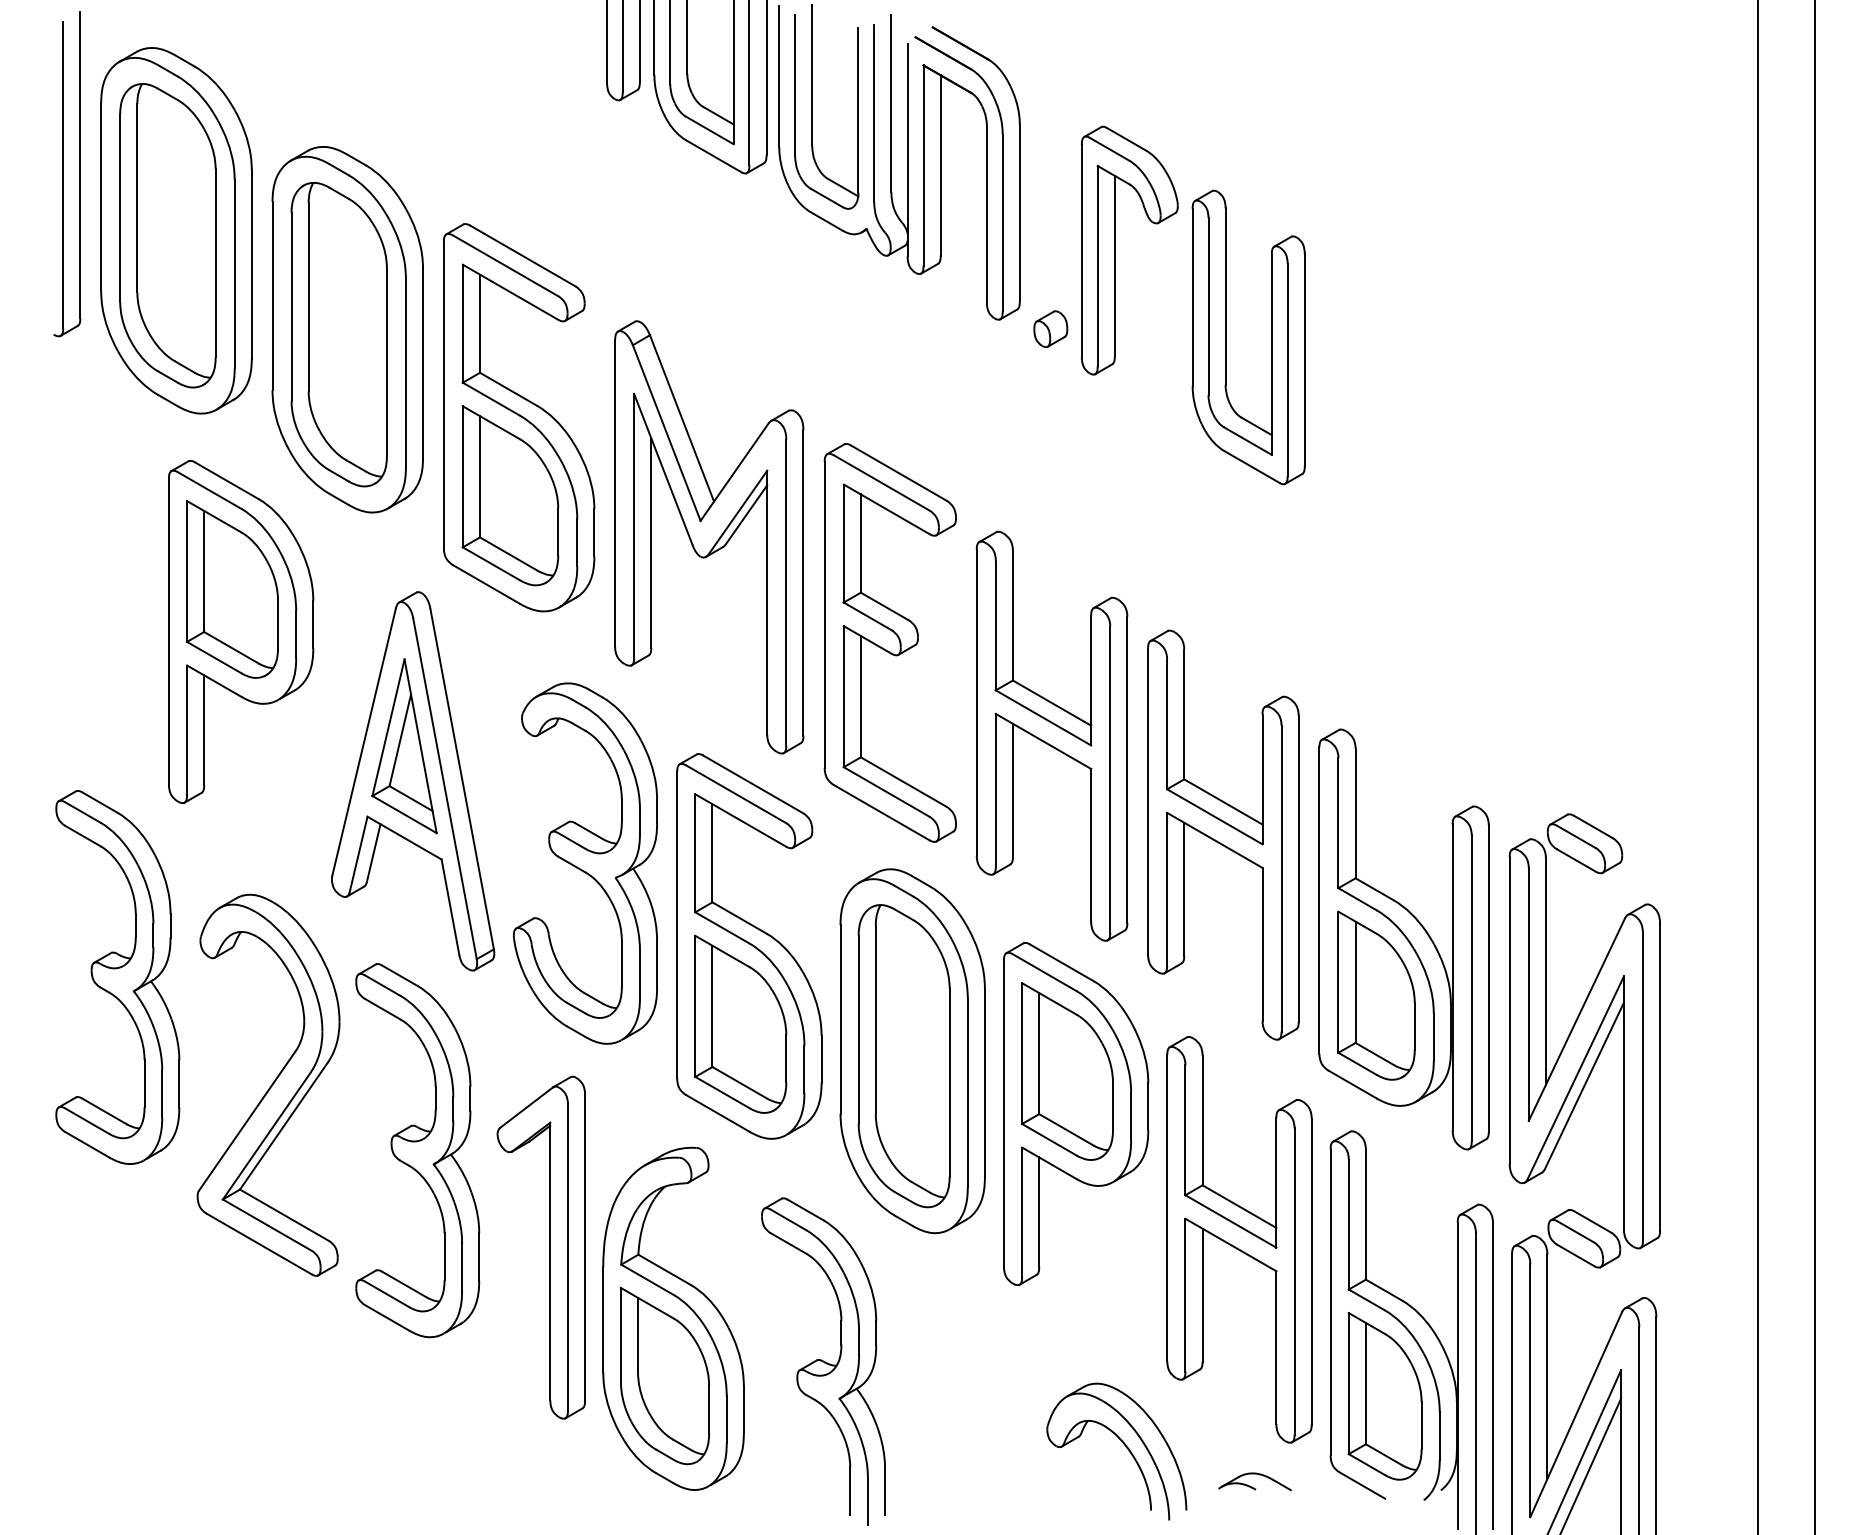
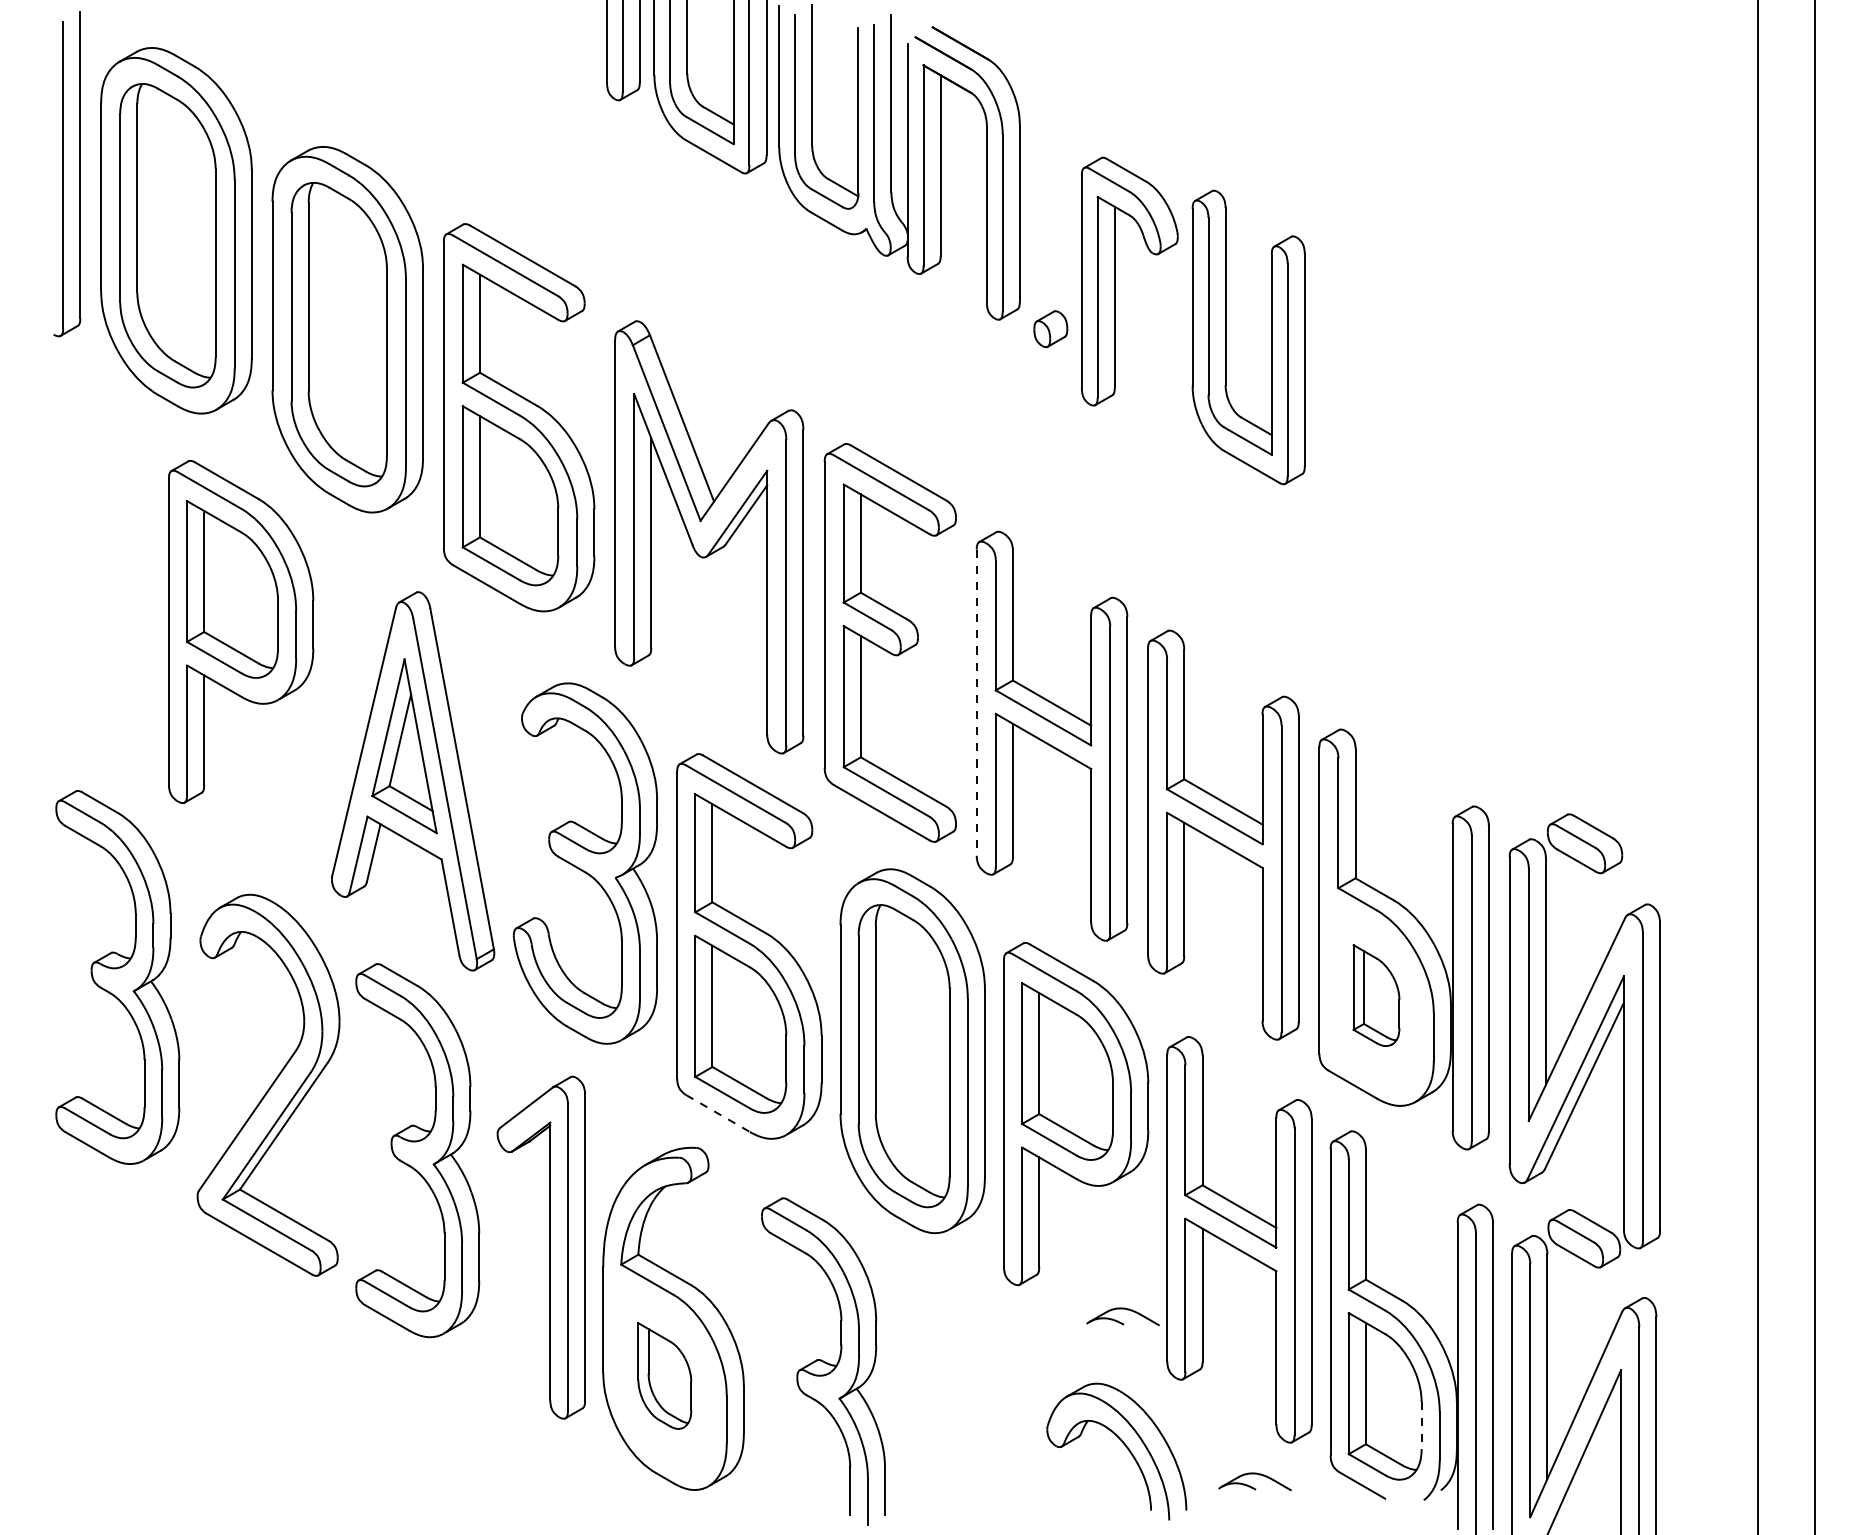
part position: (1115, 250) -> (1115, 281) (1115, 281)
line: solid -> dashed (976, 703)
part size: 79x171 px -> 49x103 px (1376, 995)
line: solid -> dashed (718, 1113)
part: none -> present (1122, 1316)
part size: 91x180 px -> 56x108 px (664, 1375)
line: solid -> dashed (1421, 1425)
line: present -> none (1591, 1464)
